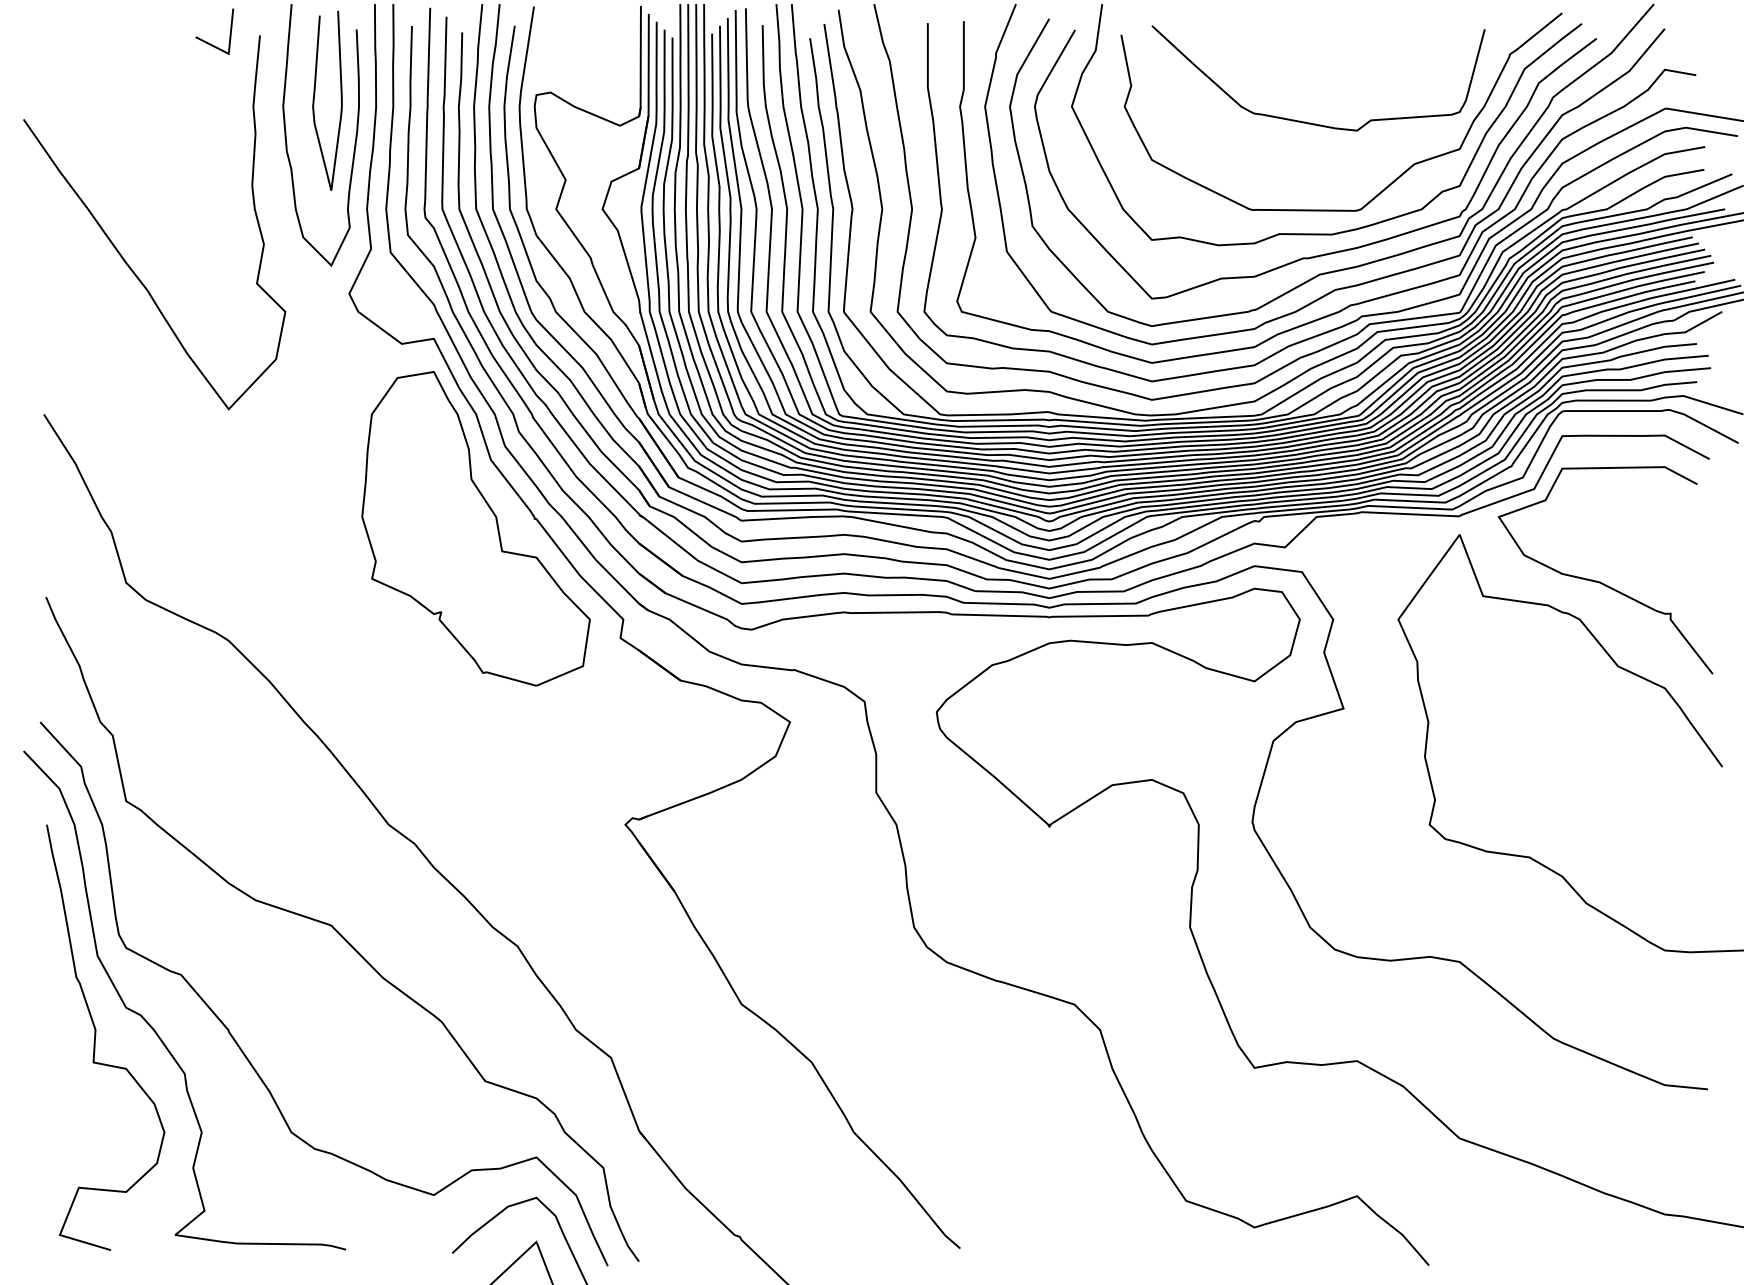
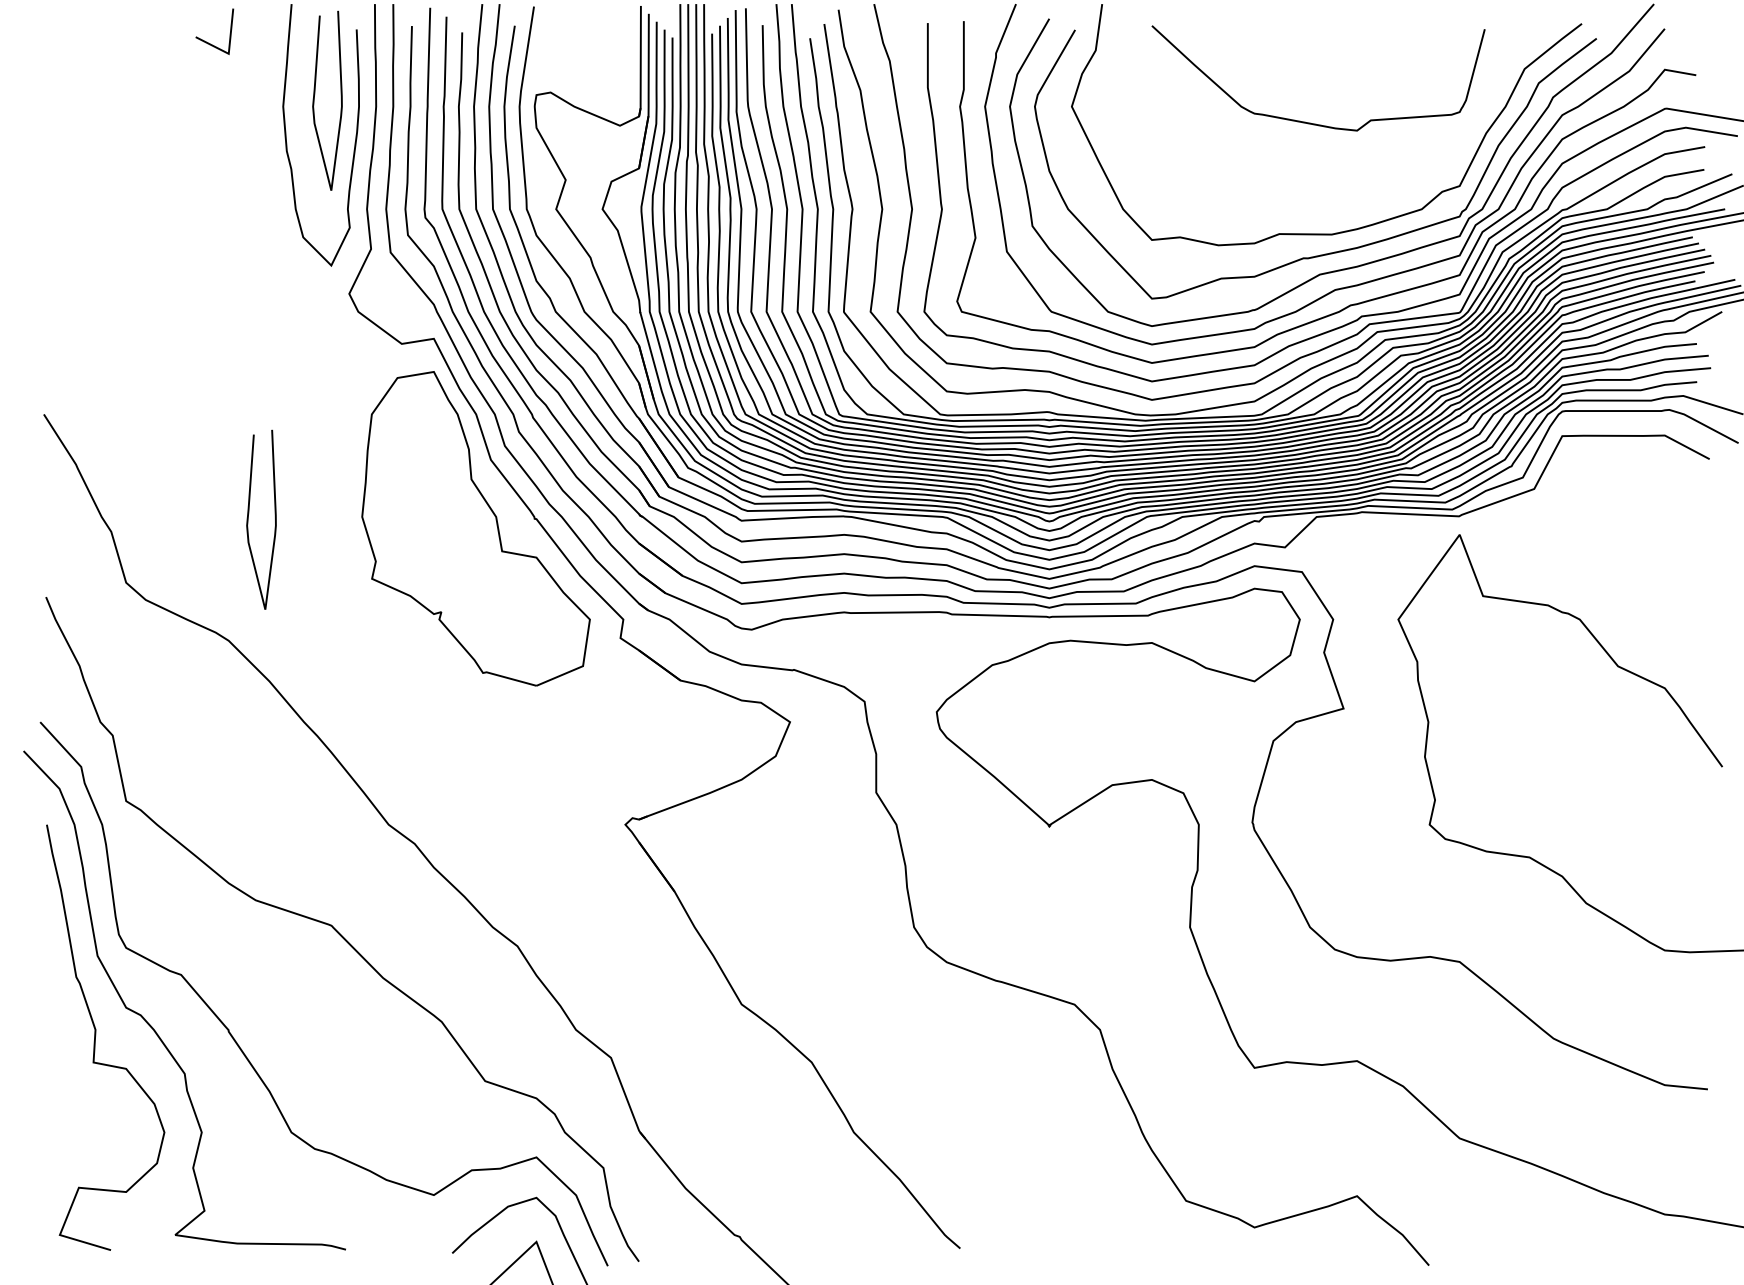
curve: present -> none (1394, 179)
curve: present -> none (119, 251)
curve: none -> present (248, 519)
curve: present -> none (1600, 581)
